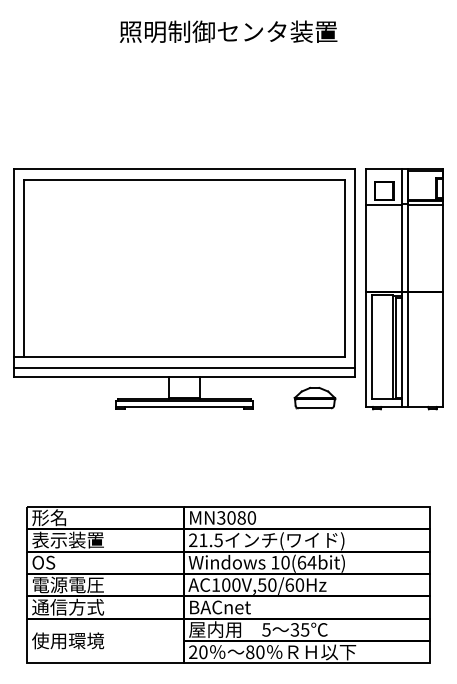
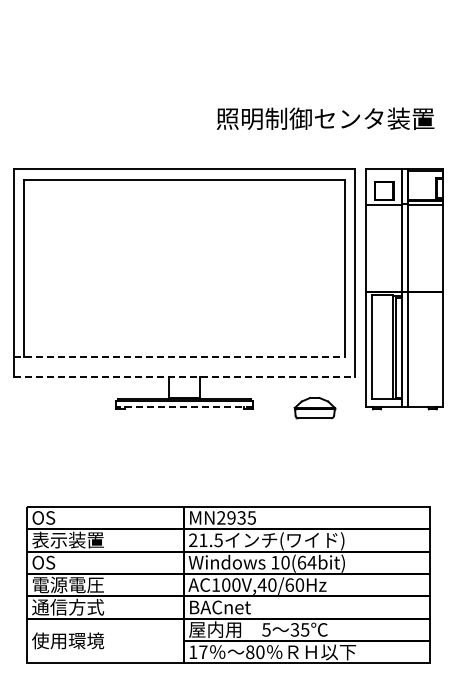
text position: (228, 31) -> (325, 118) (325, 118)
line: solid -> dashed (179, 357)
line: present -> none (184, 367)
line: solid -> dashed (184, 377)
part position: (314, 397) -> (314, 407) (314, 407)
line: solid -> dashed (183, 406)
text: 形名 -> OS (49, 517)
text: MN3080 -> MN2935 (236, 517)
text: AC100V,50/60Hz -> AC100V,40/60Hz (261, 584)
text: 20 -> 17 (198, 652)
